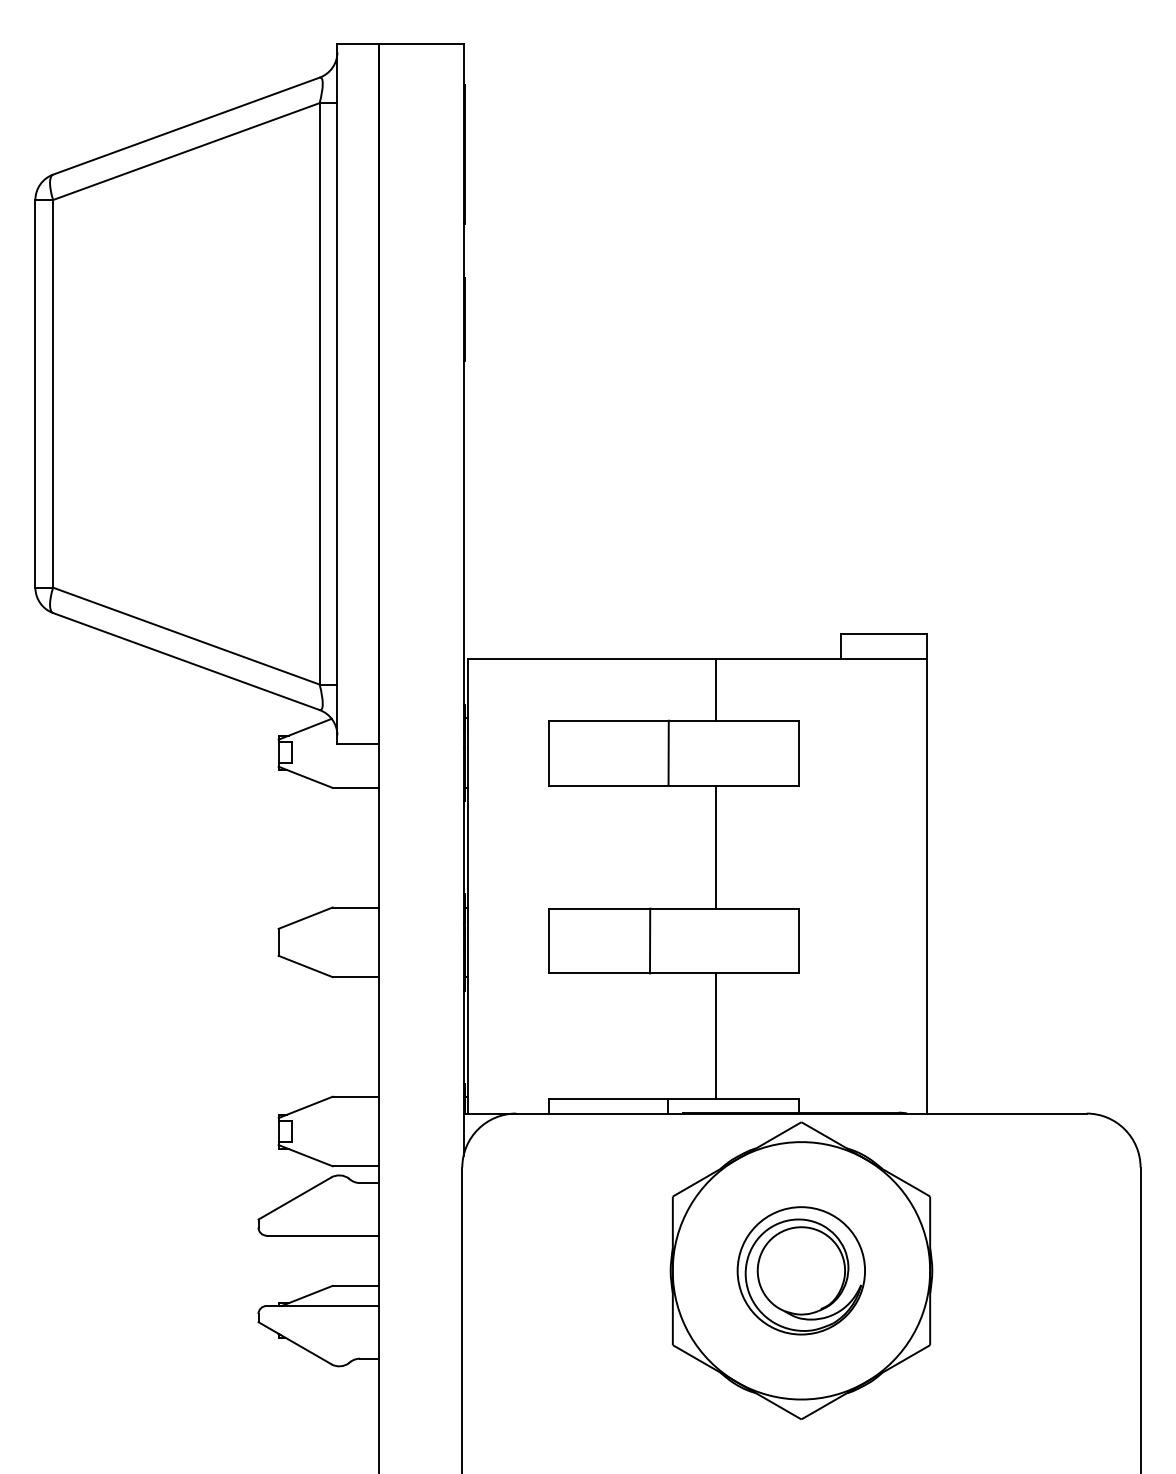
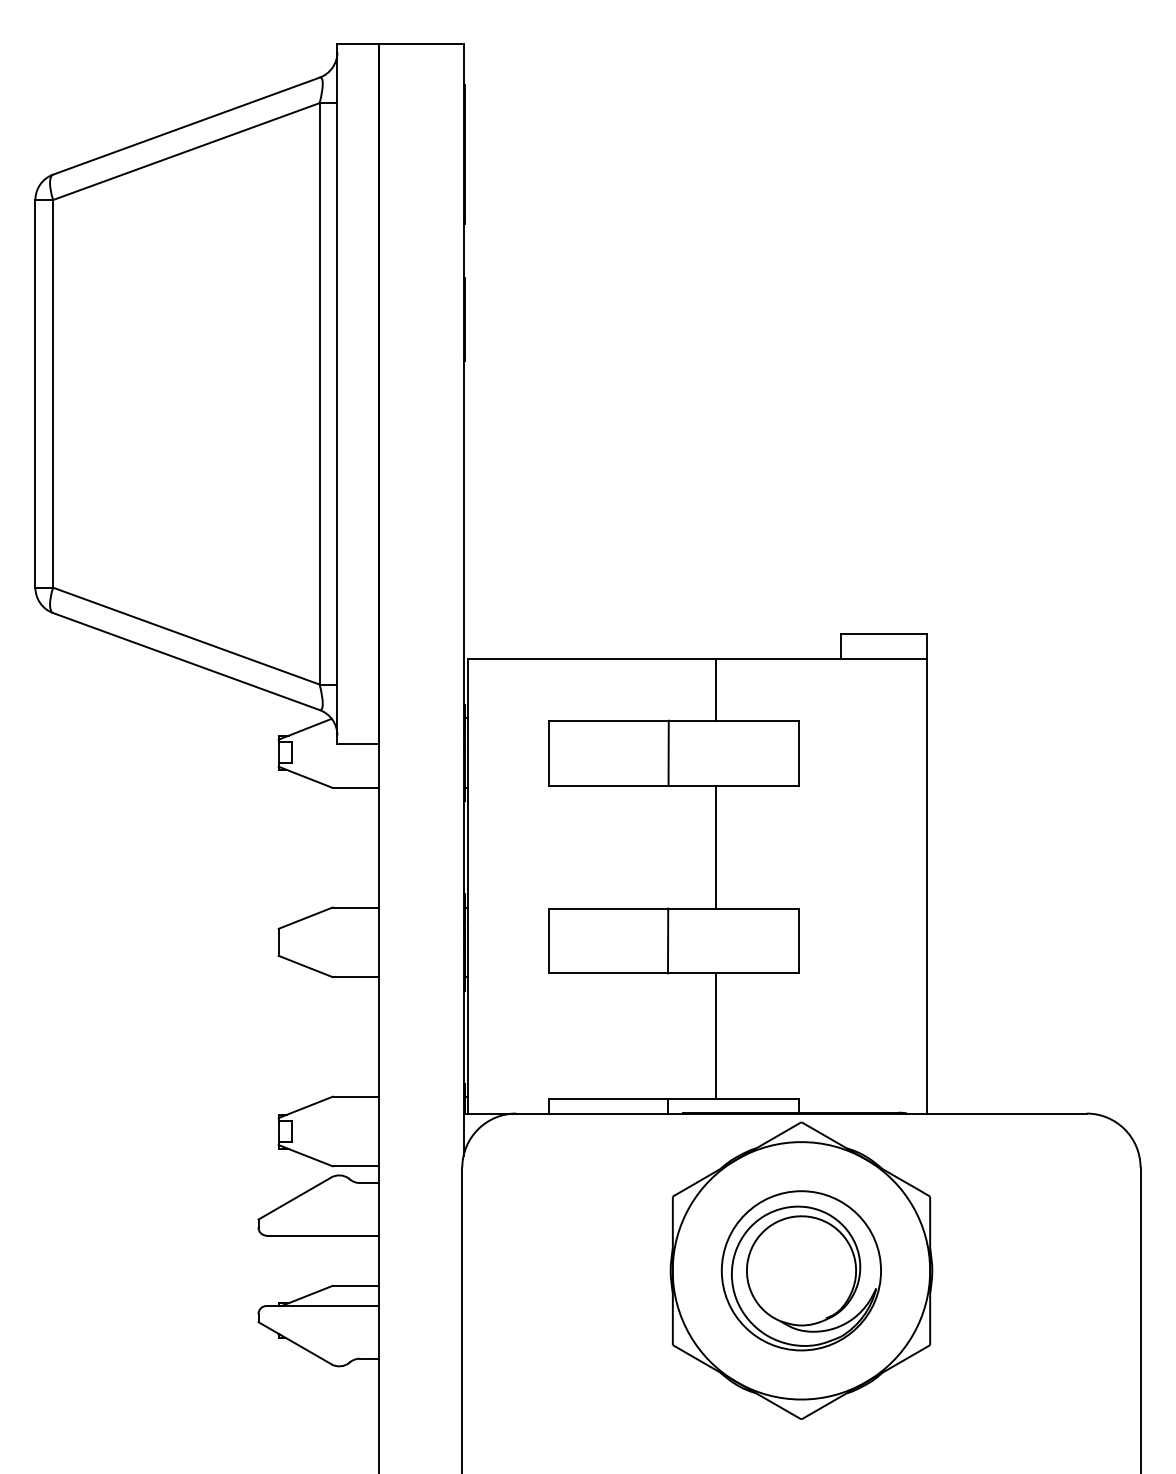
line position: (650, 940) -> (668, 940) (668, 940)
part size: 130x130 px -> 162x162 px (800, 1270)
